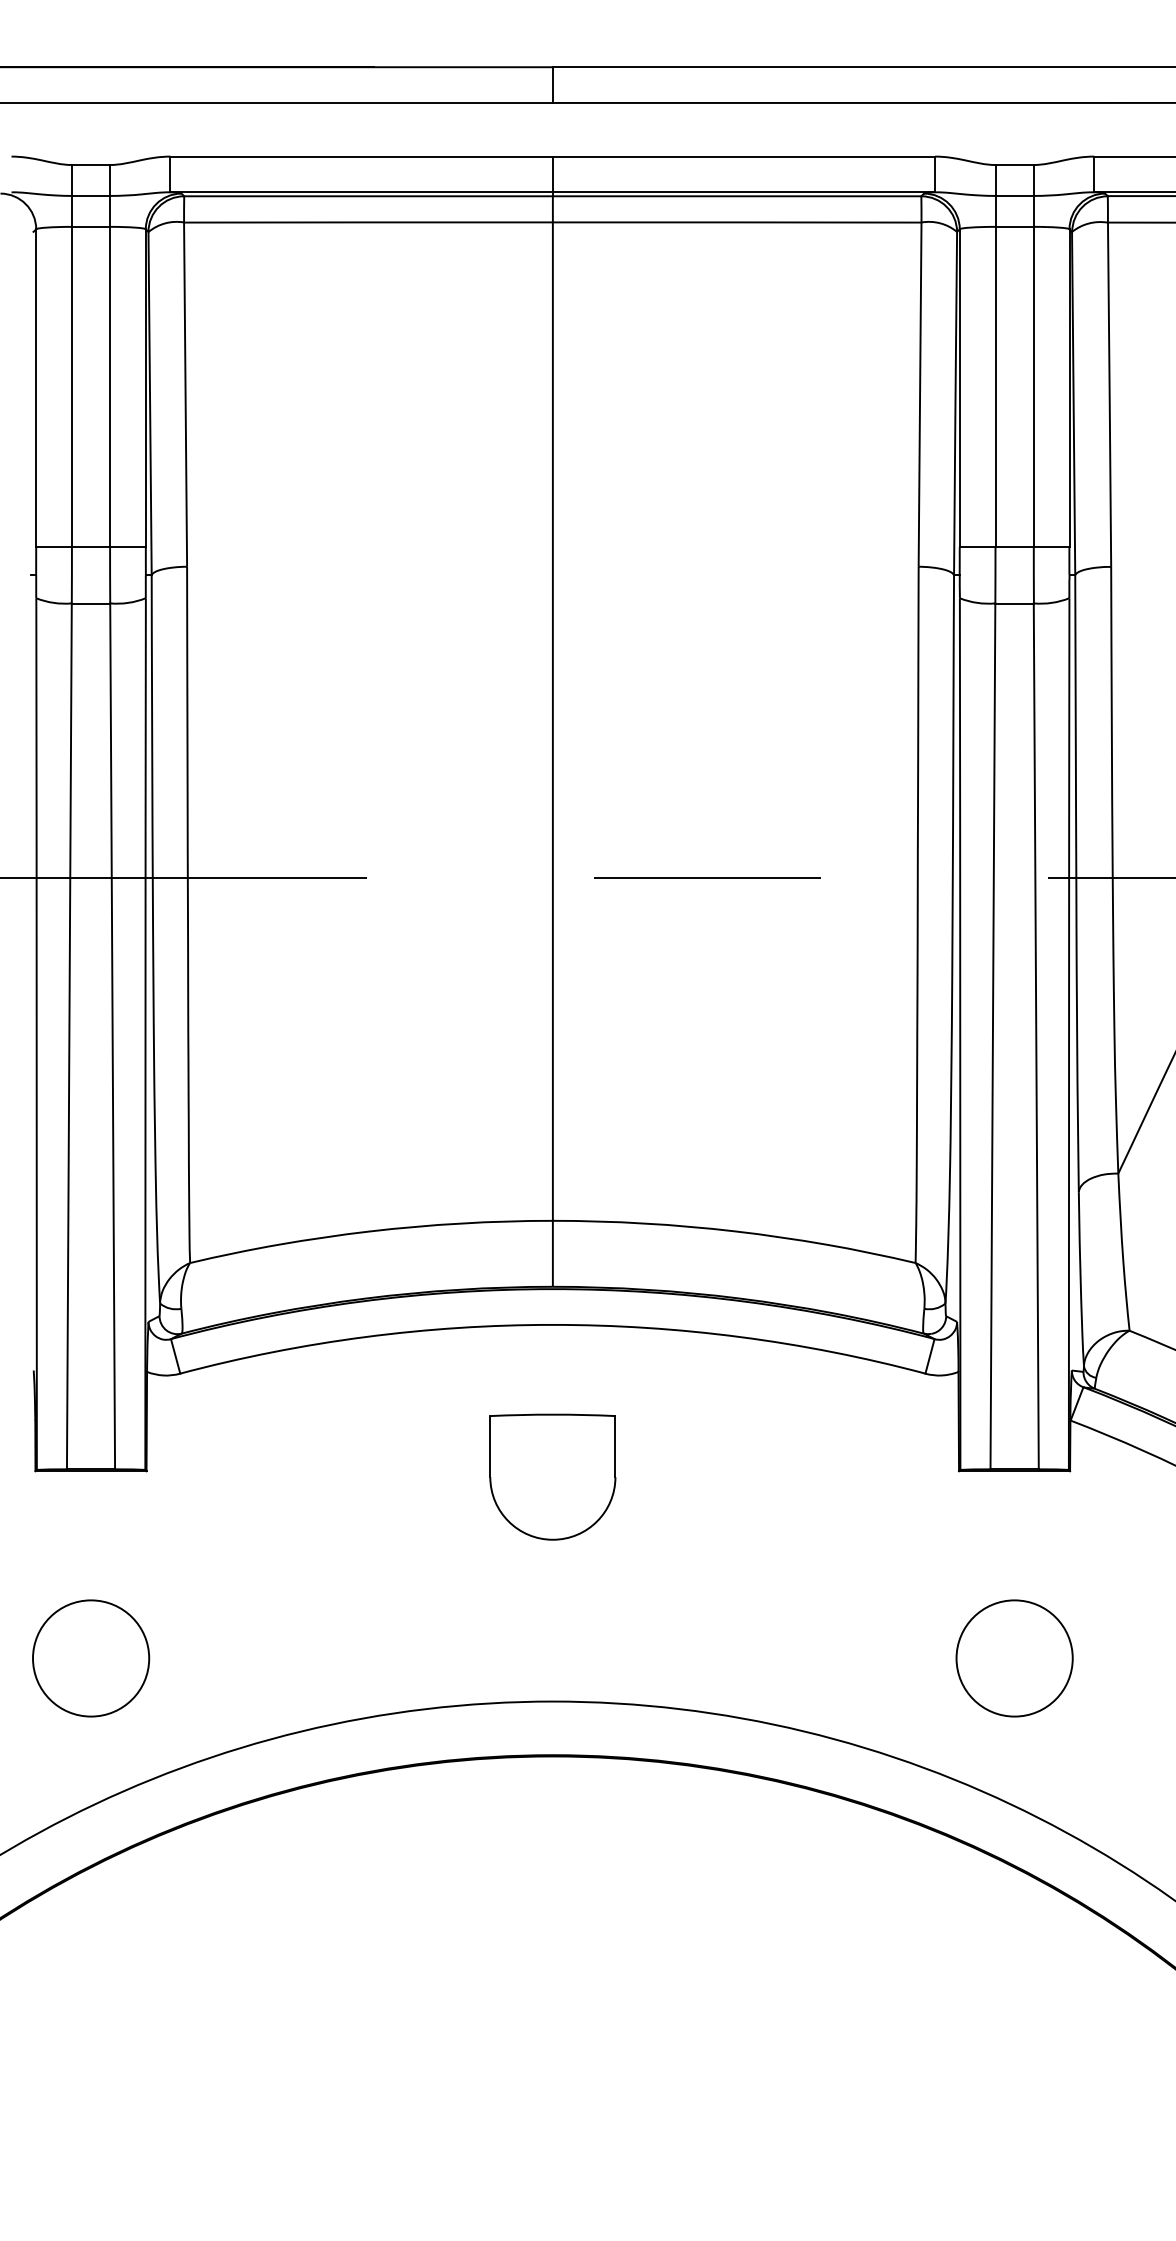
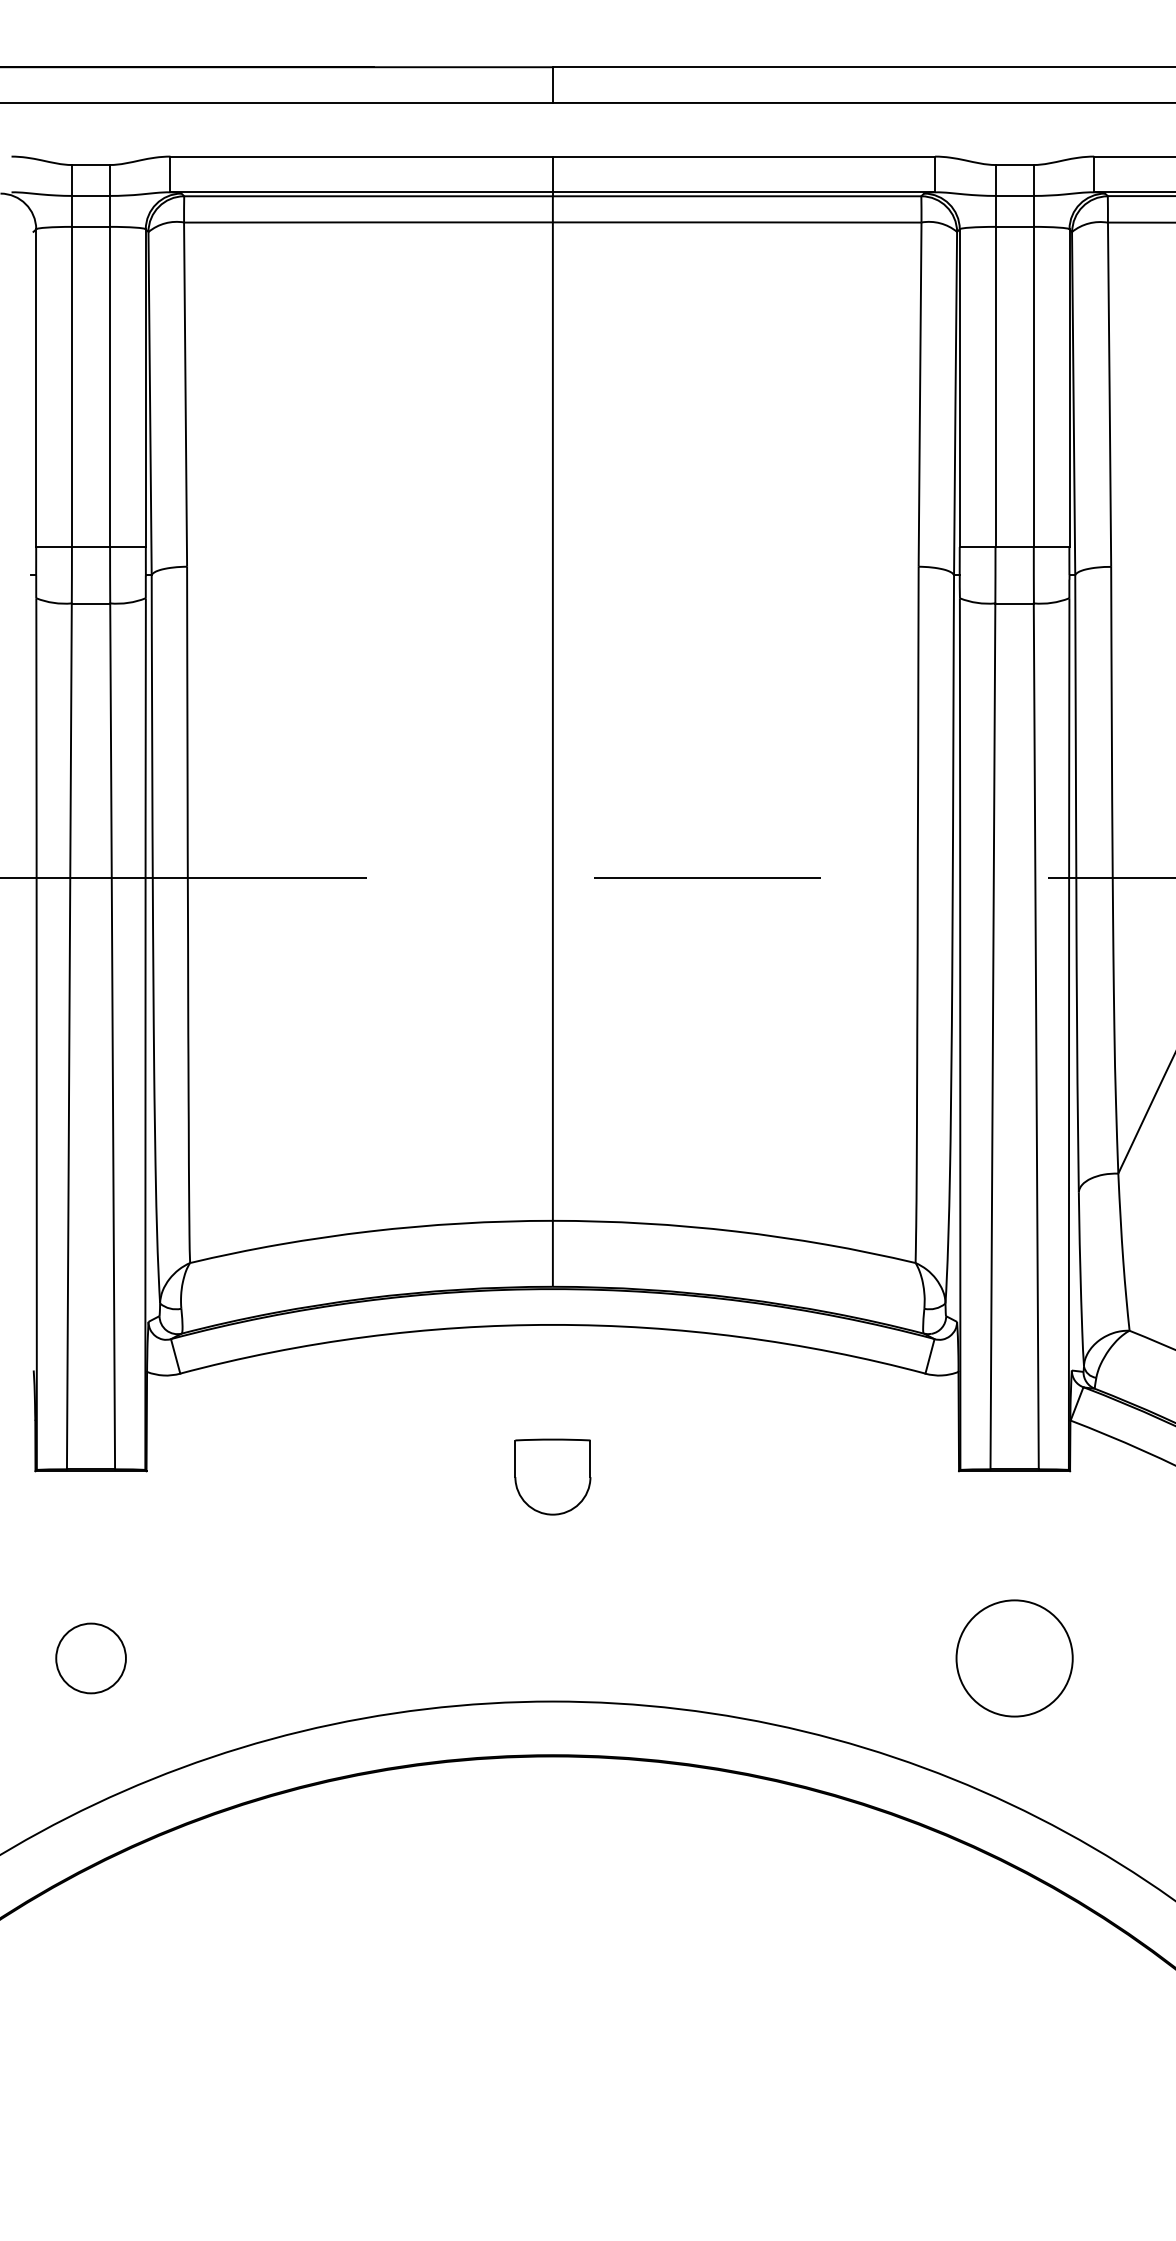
part size: 128x128 px -> 78x78 px (552, 1476)
circle diameter: 116 px -> 70 px (90, 1658)
